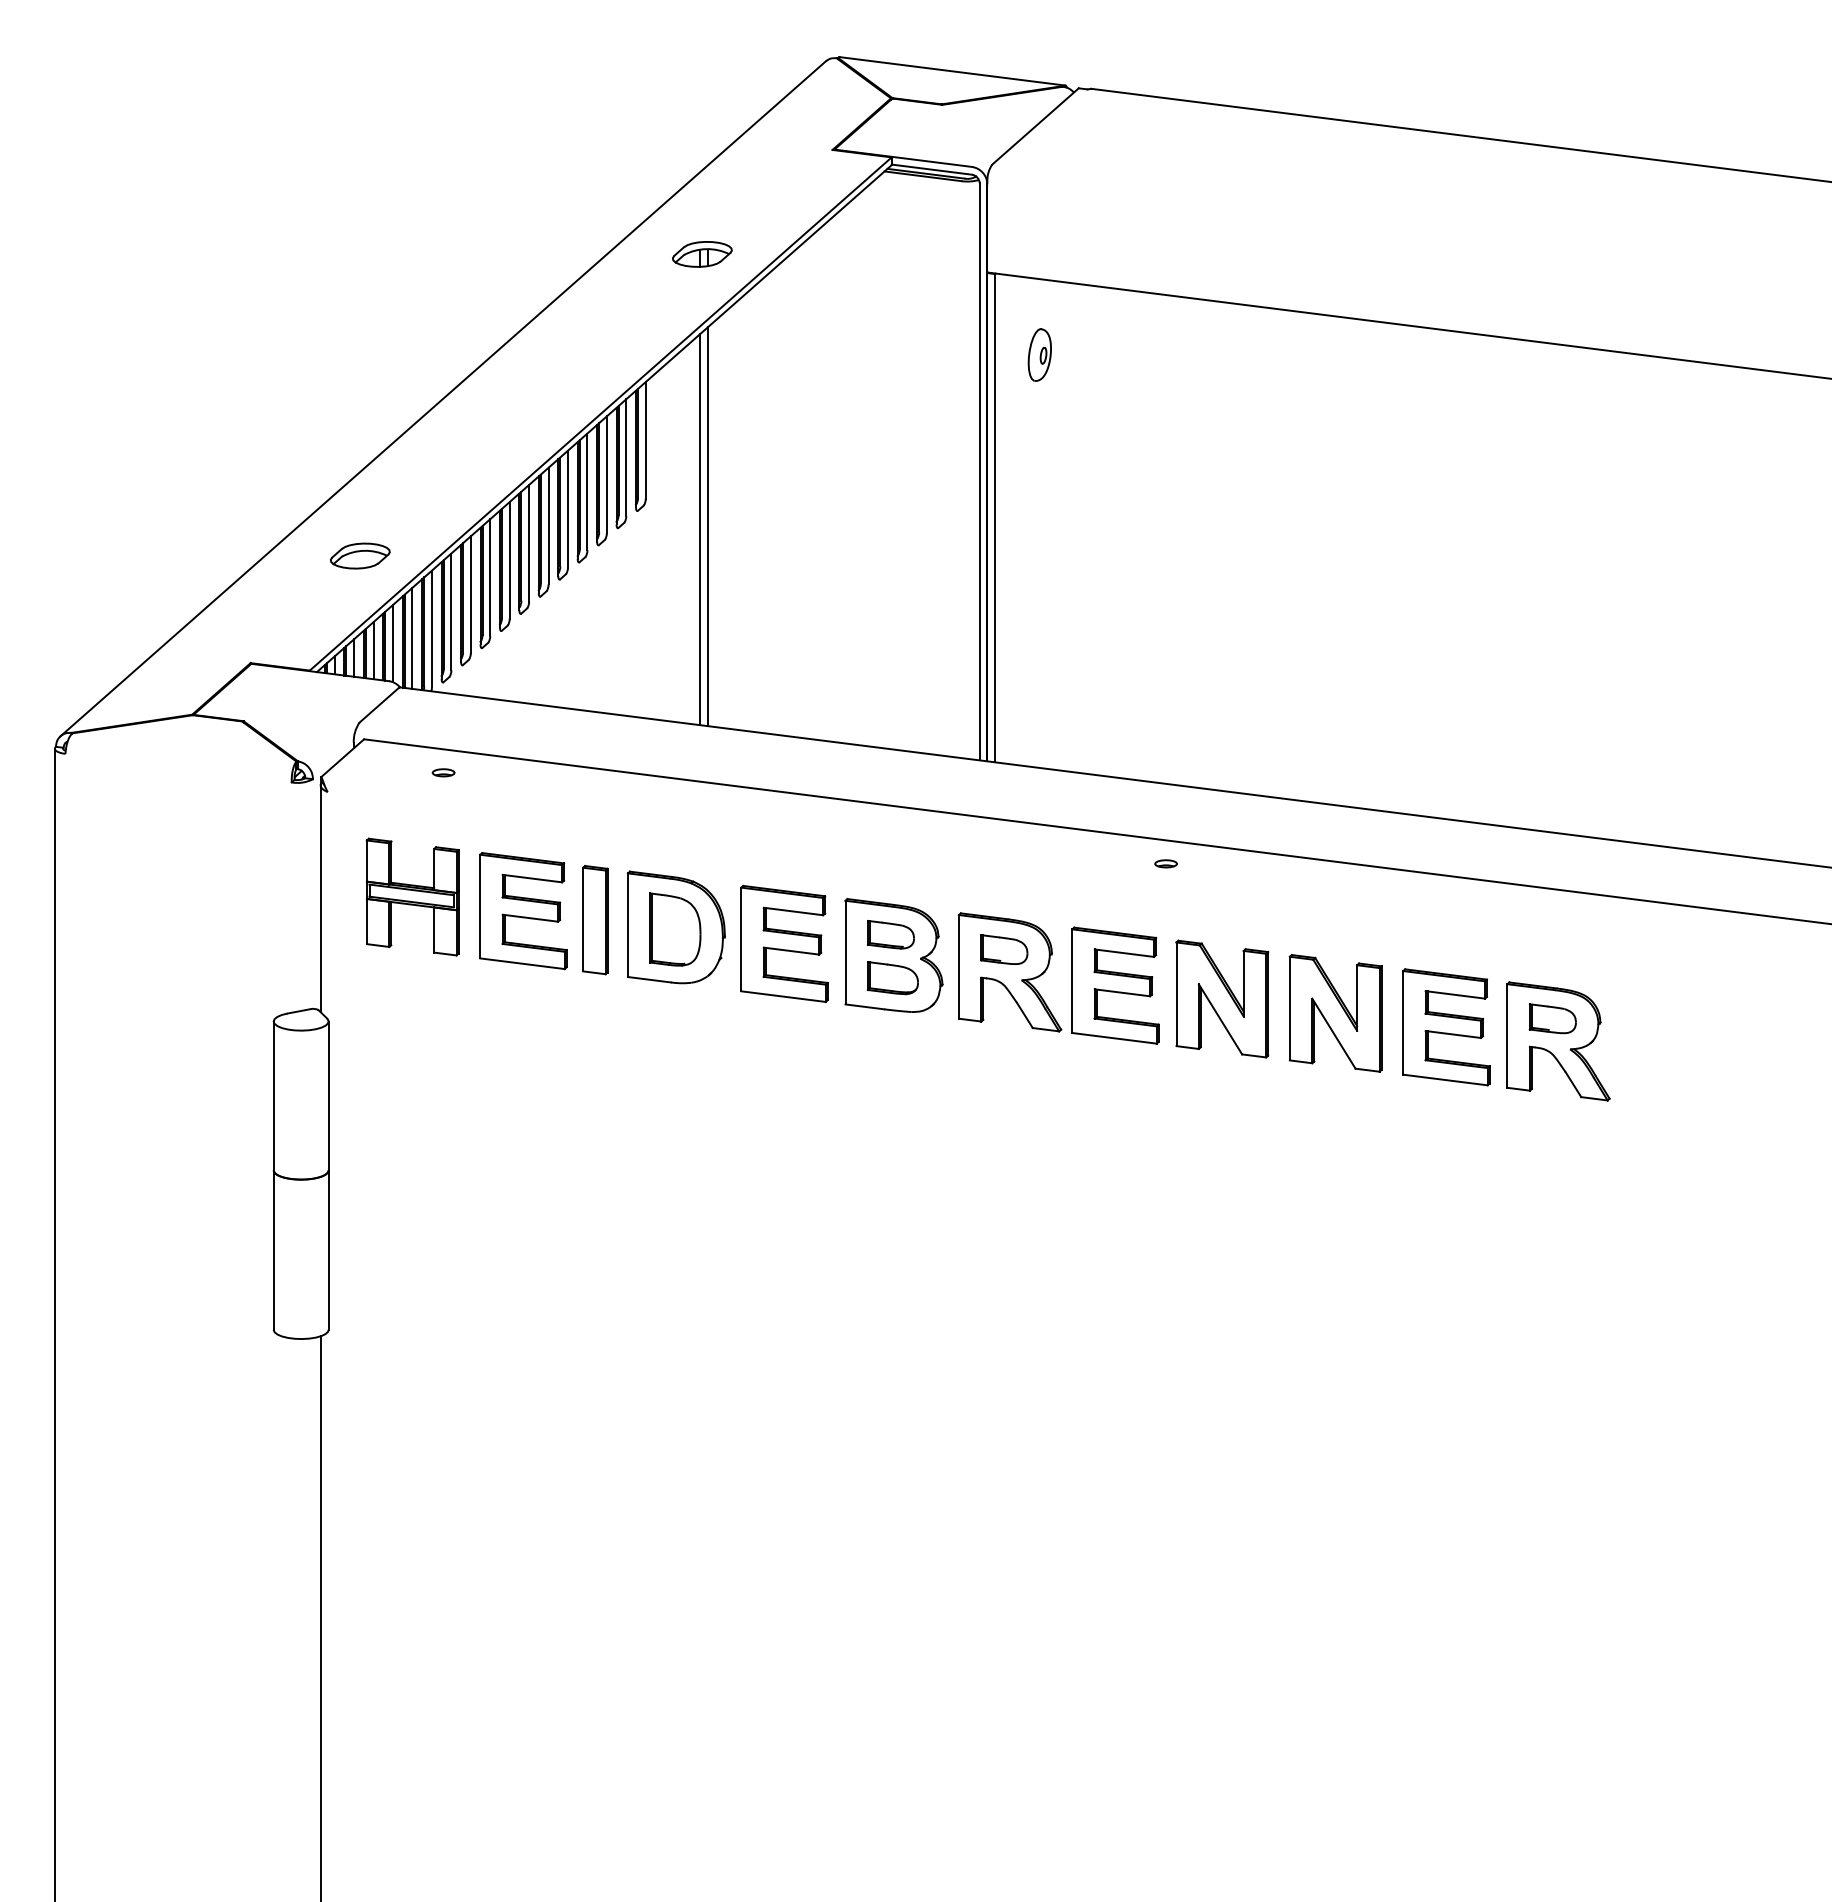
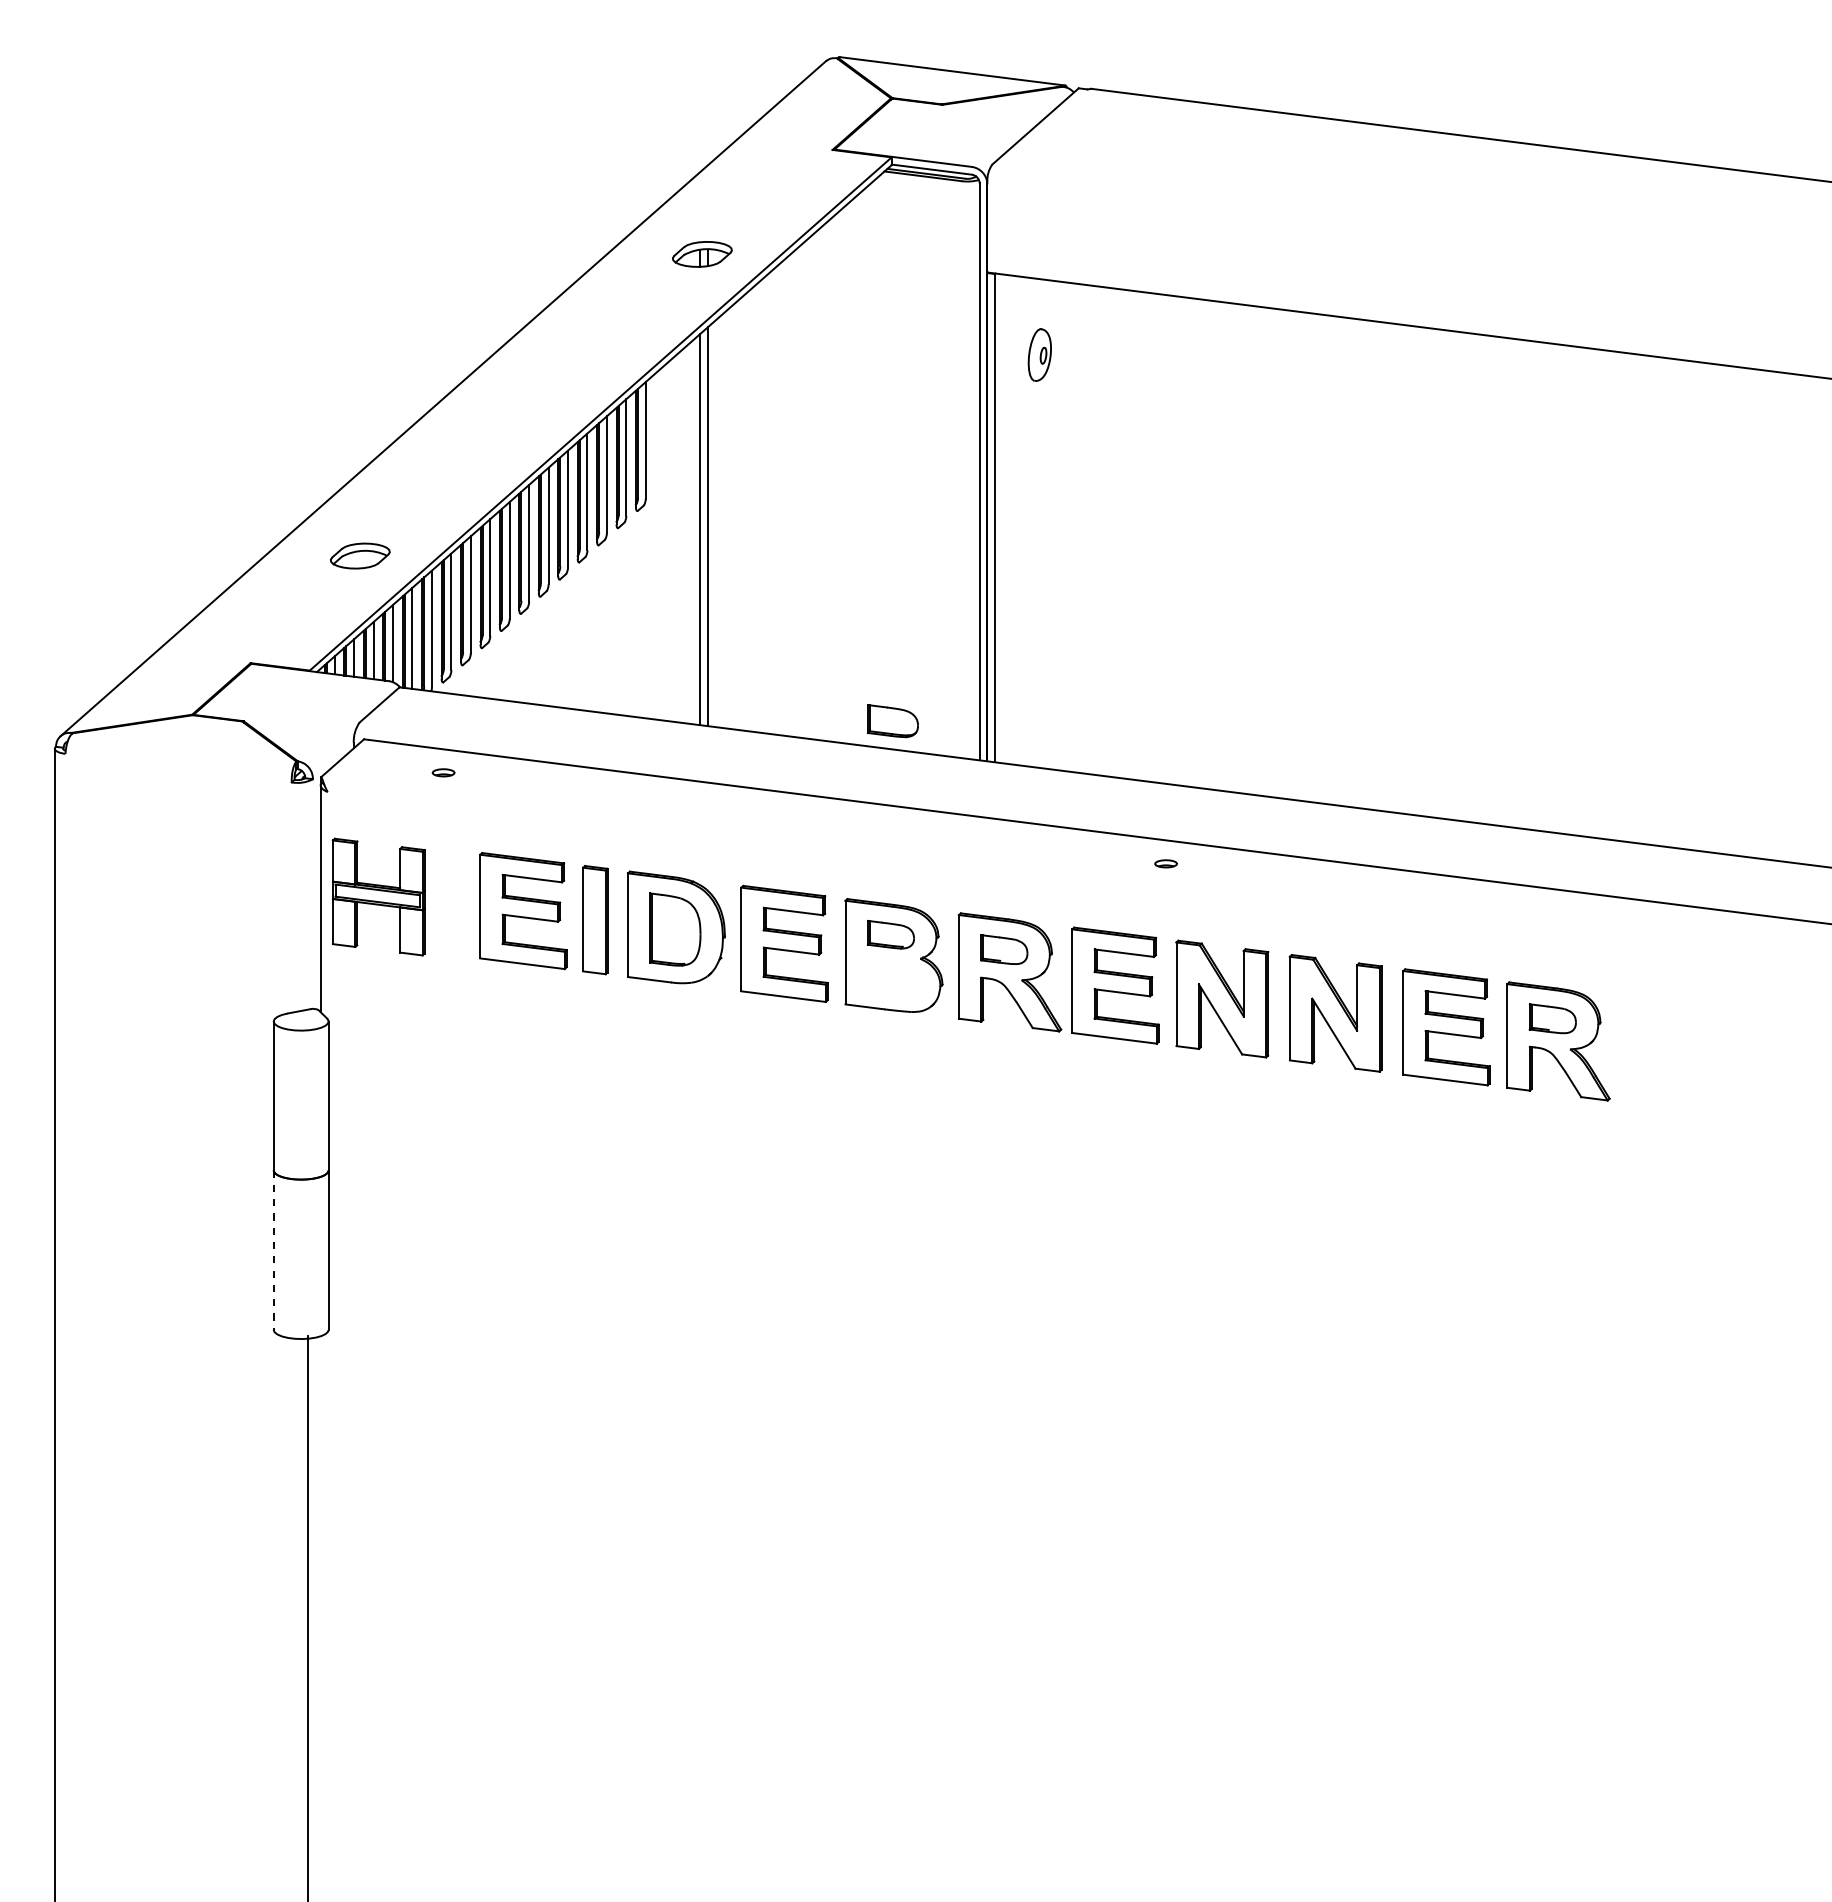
part position: (412, 896) -> (378, 896) (378, 896)
part position: (892, 978) -> (892, 721) (892, 721)
line: solid -> dashed (273, 1250)
line position: (320, 1617) -> (307, 1617) (307, 1617)
